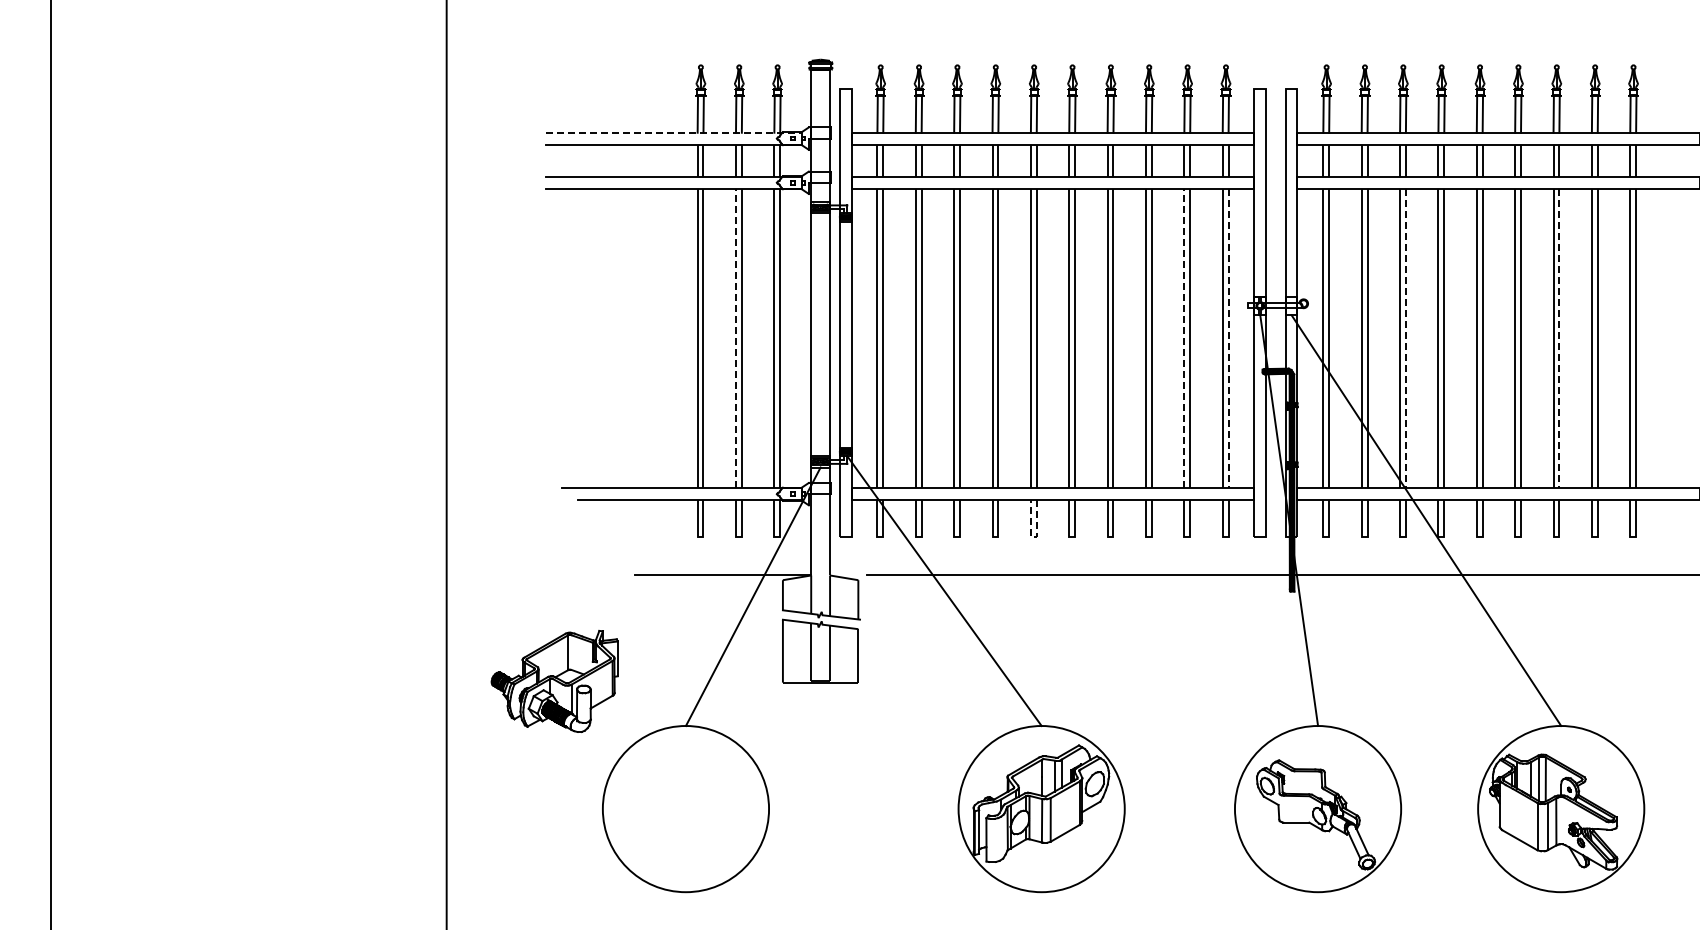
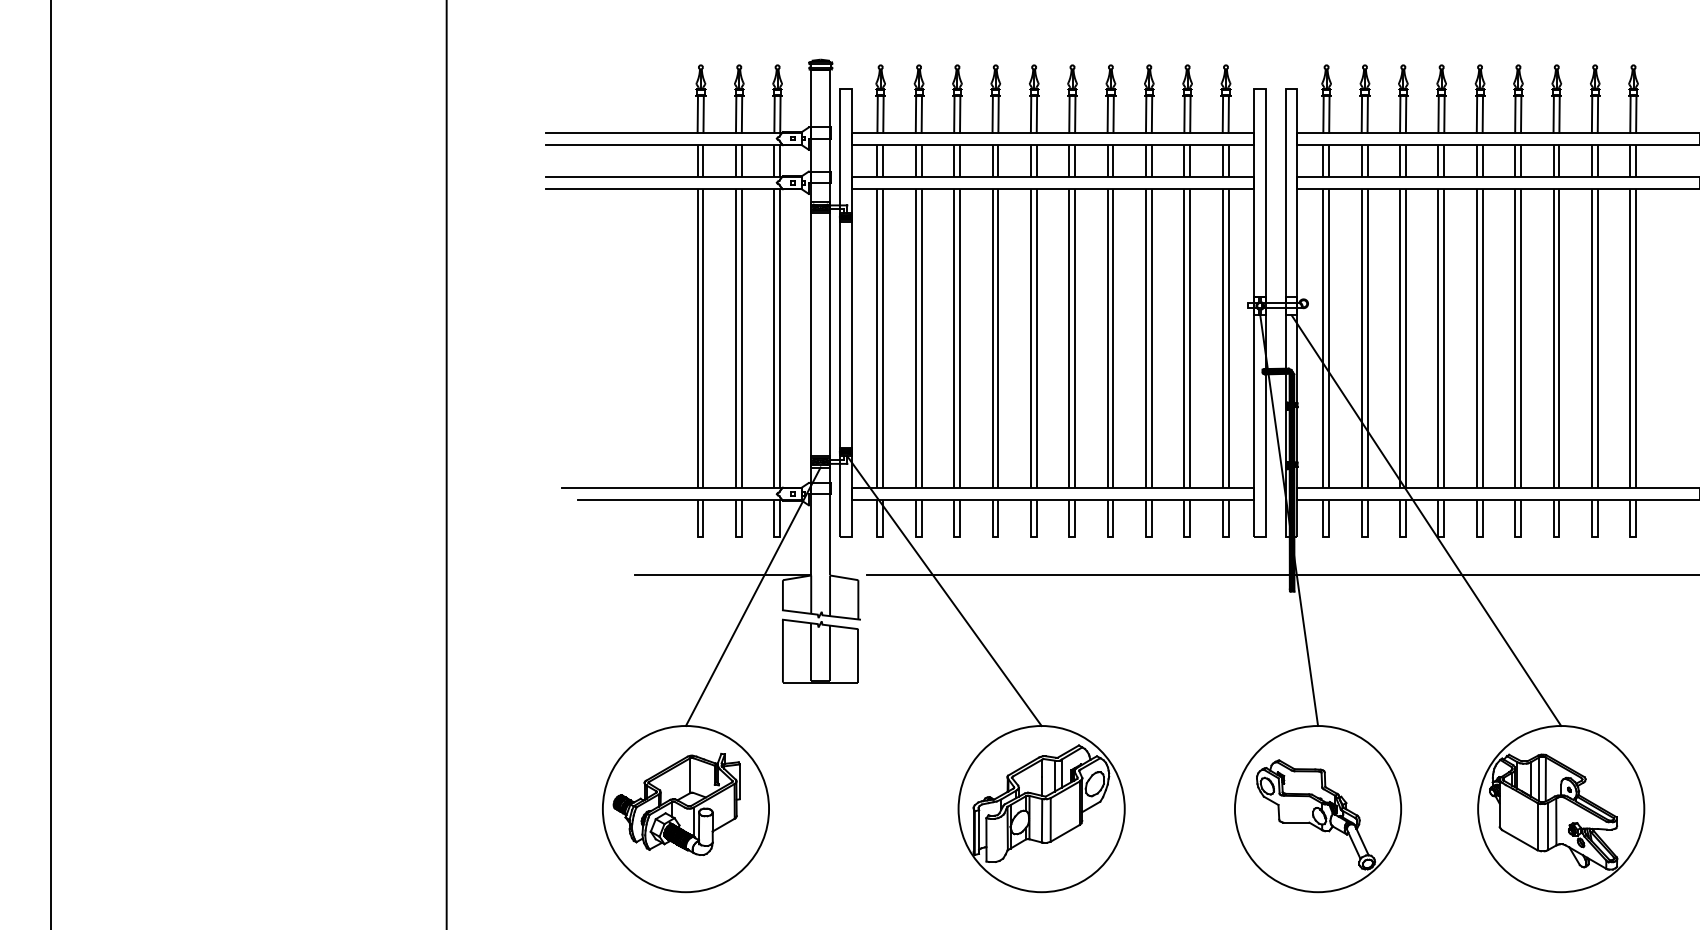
line: dashed -> solid (673, 132)
line: dashed -> solid (736, 338)
line: dashed -> solid (1184, 338)
line: dashed -> solid (1228, 338)
line: dashed -> solid (1405, 338)
line: dashed -> solid (1559, 338)
line: dashed -> solid (1033, 537)
part position: (554, 681) -> (676, 804) (676, 804)
